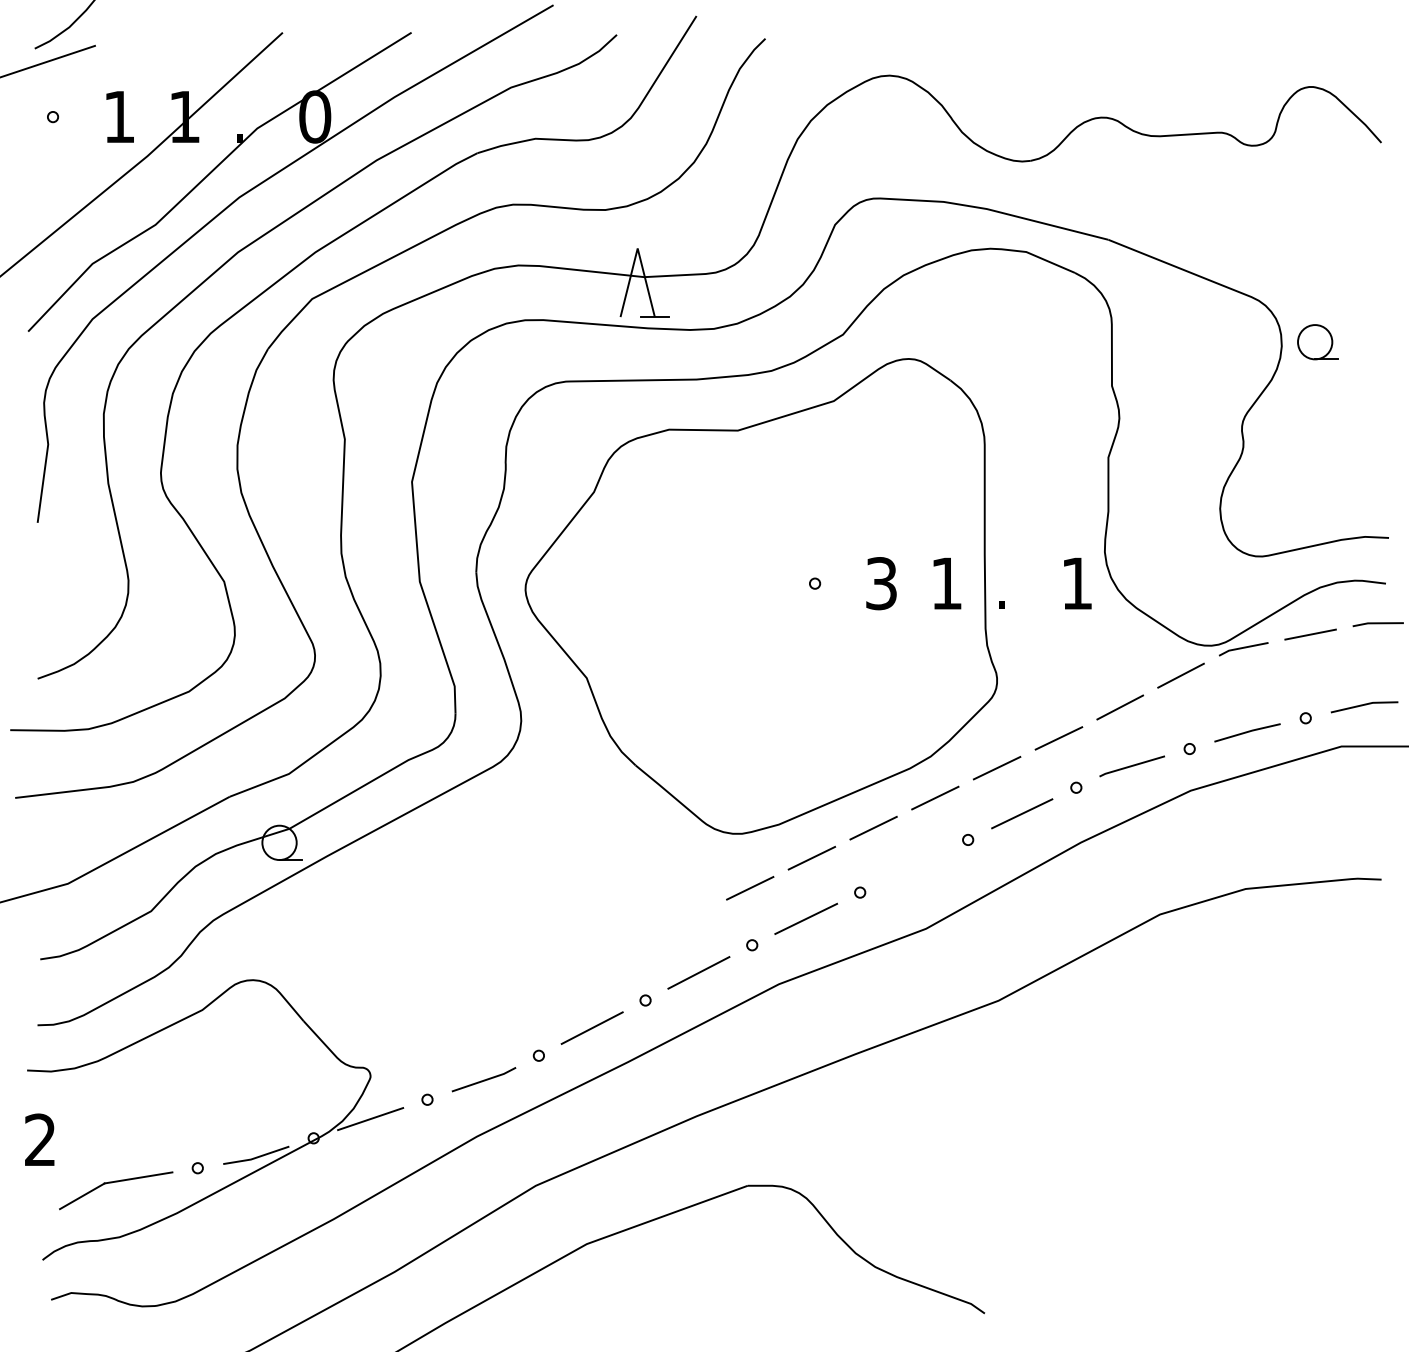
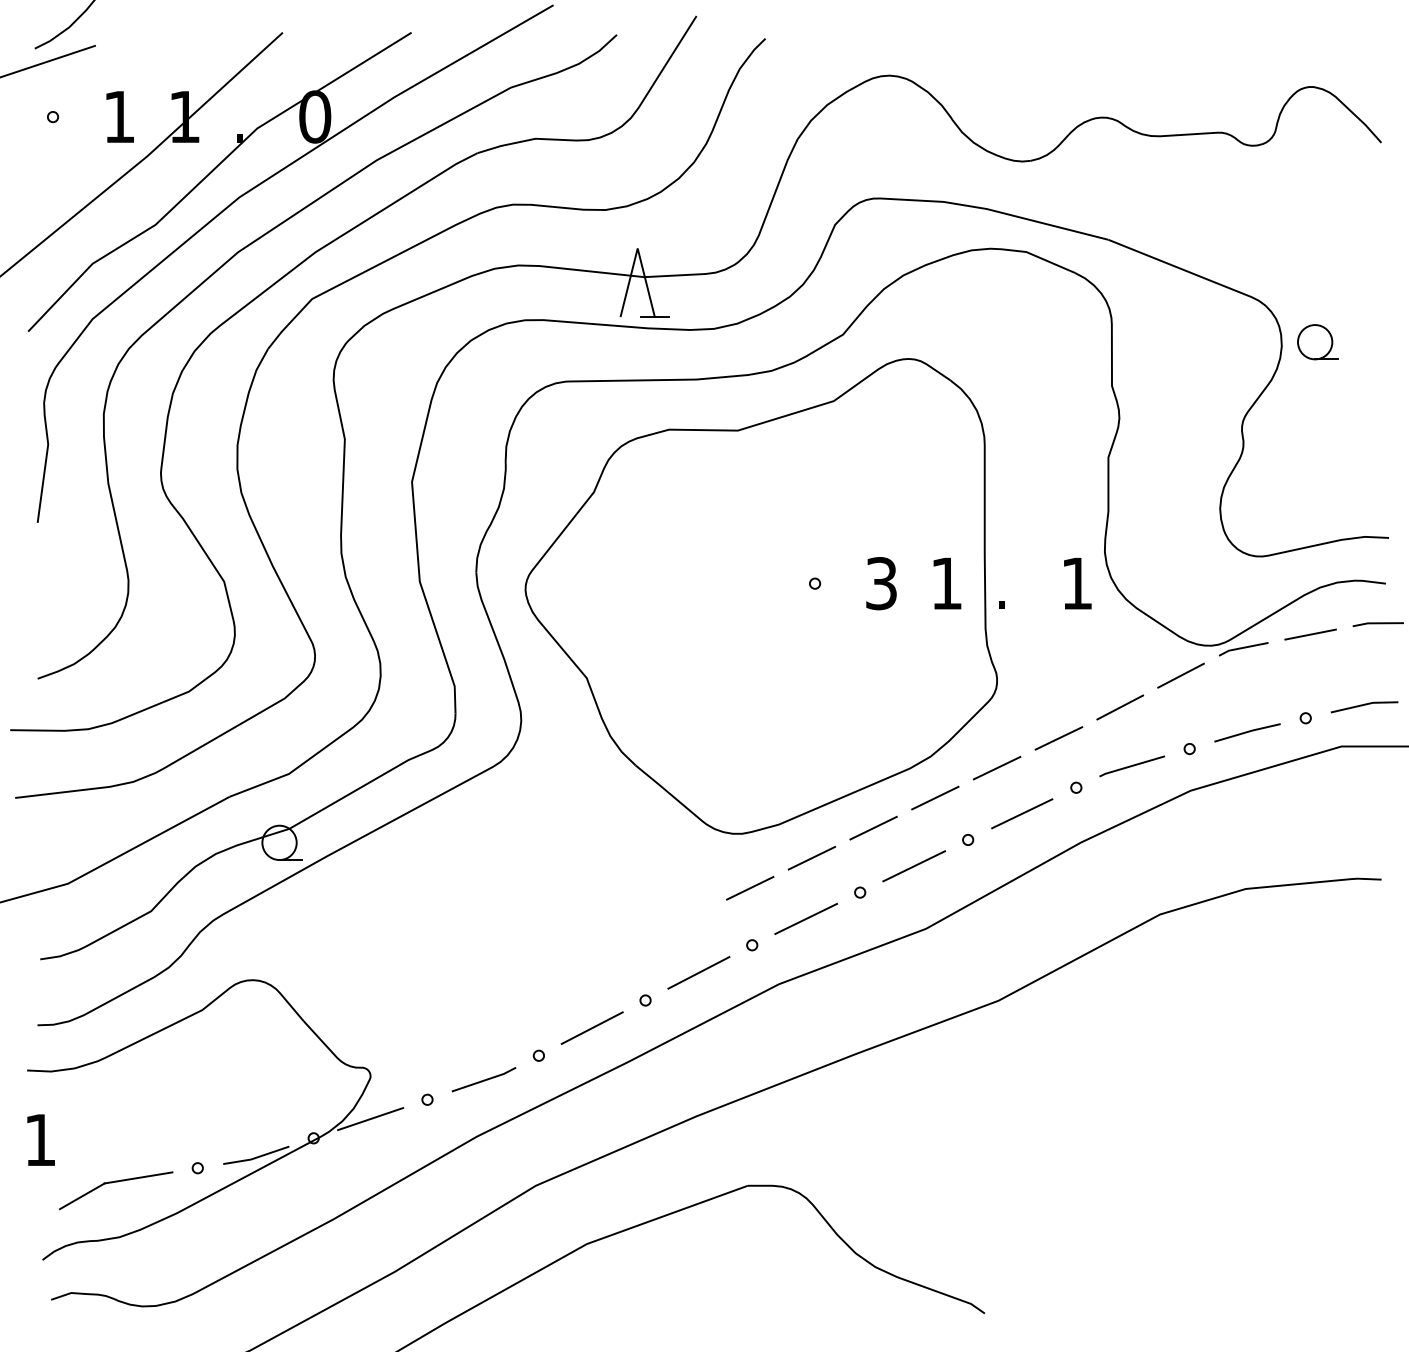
line: none -> present (914, 866)
text: 2 -> 1 (39, 1139)
